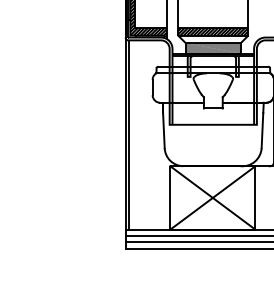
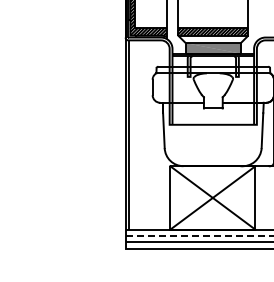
line: solid -> dashed (199, 236)
